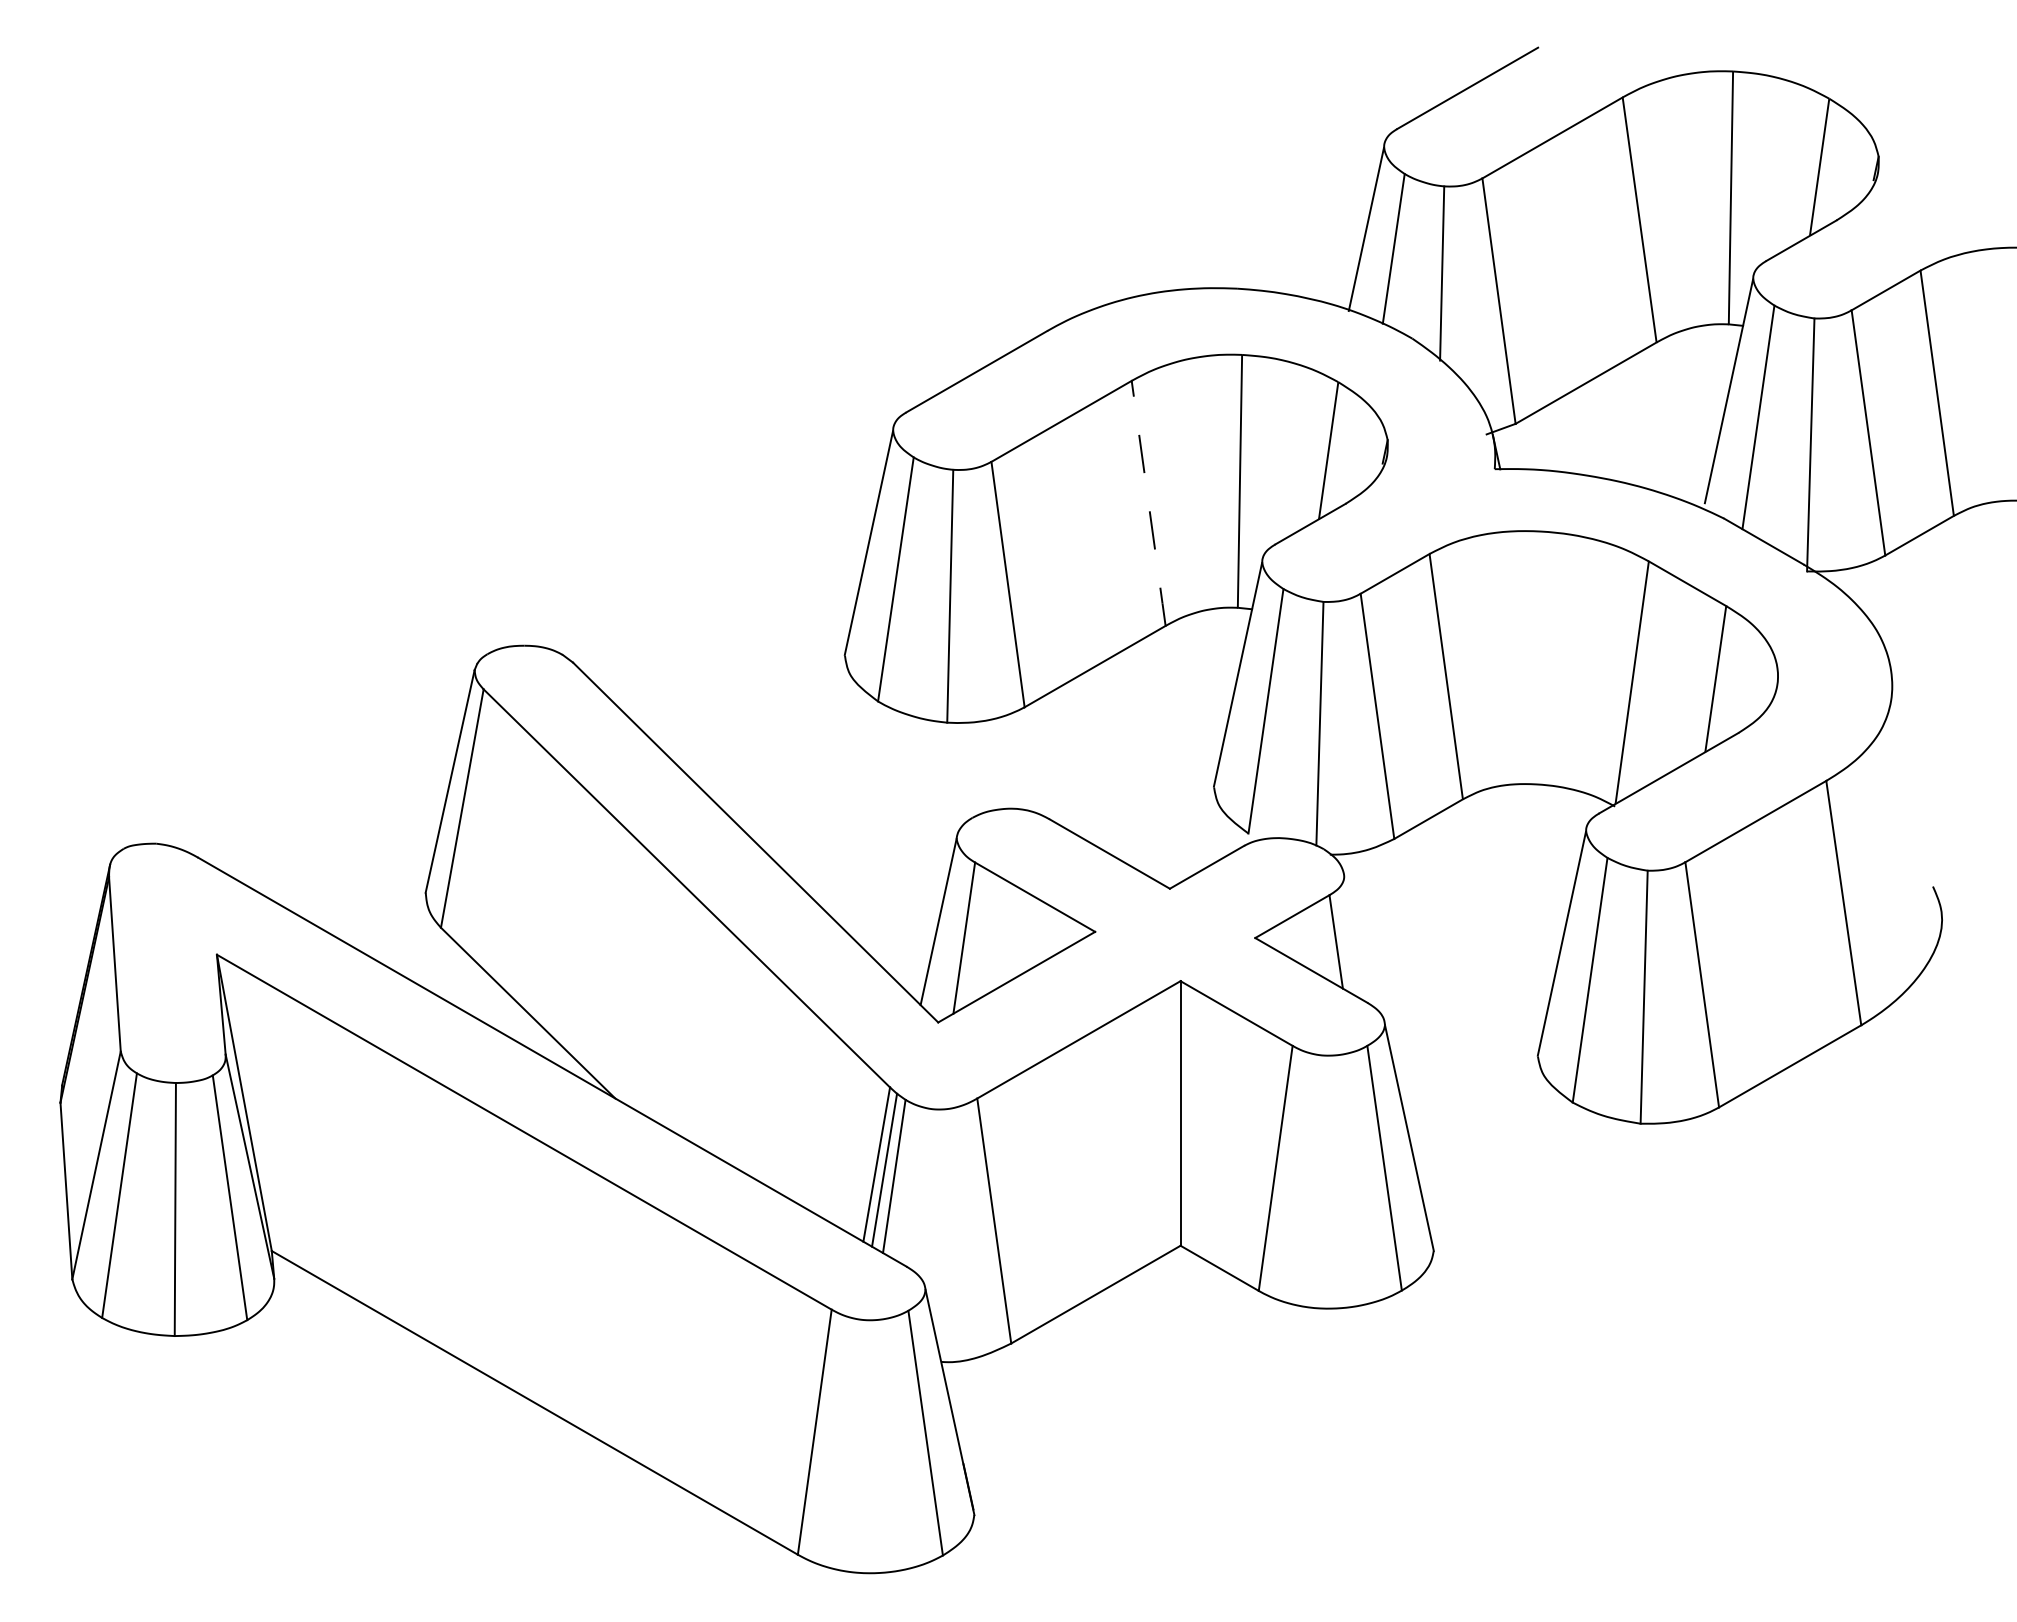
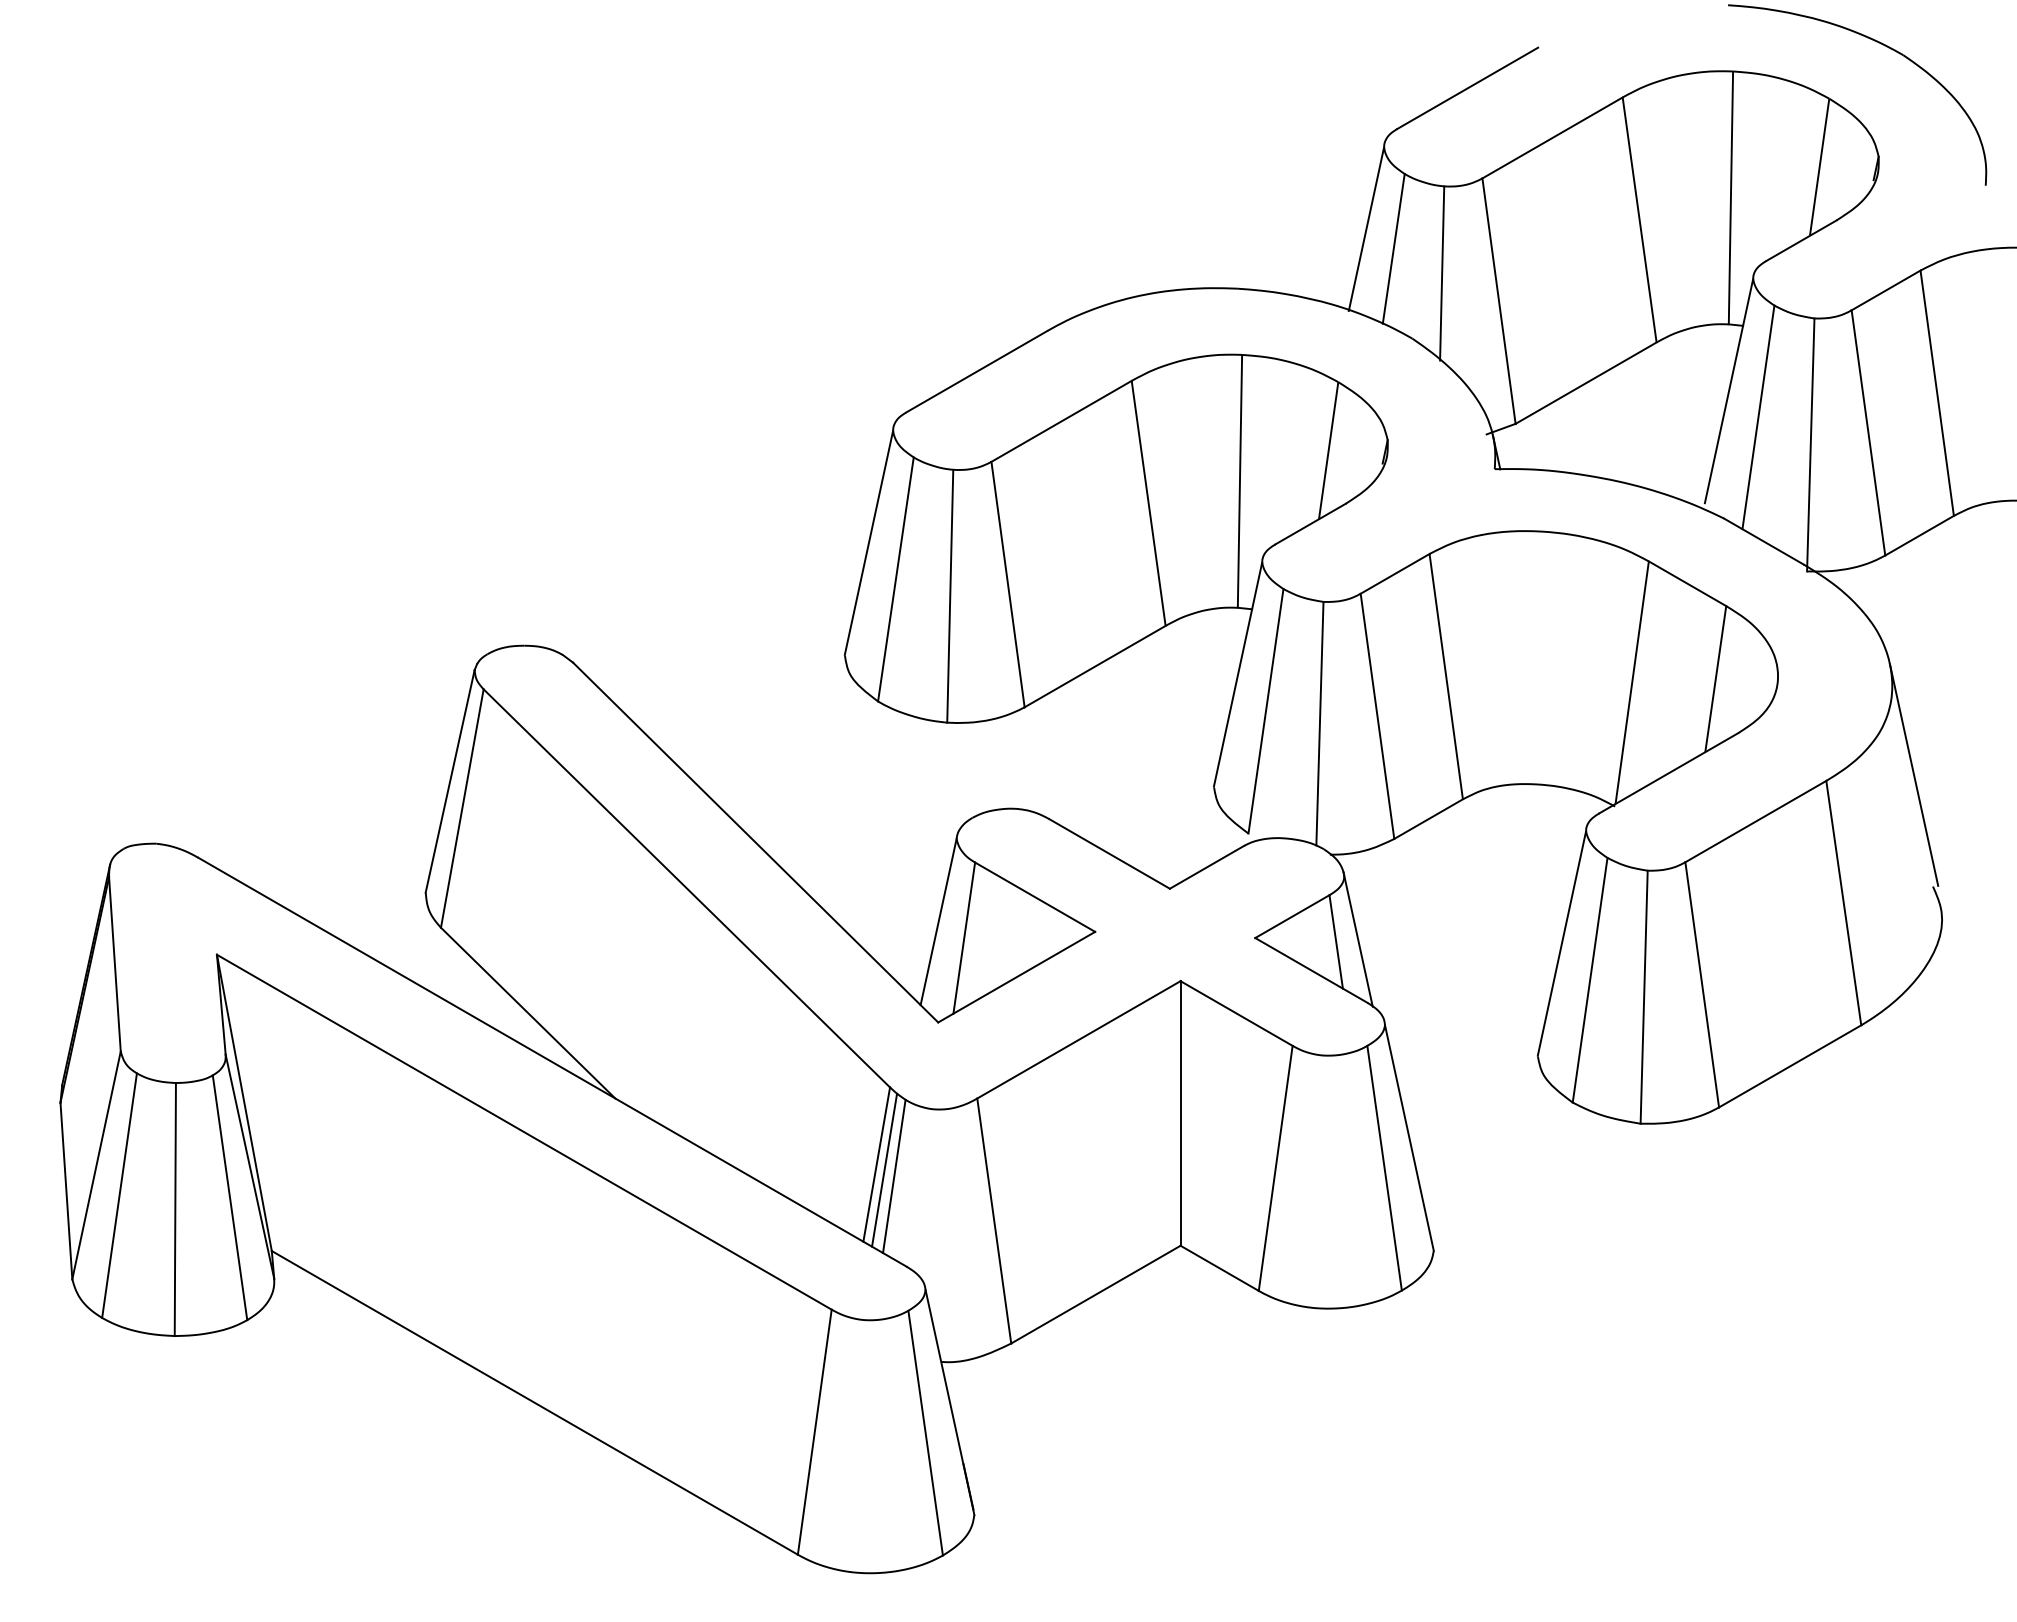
part: none -> present (1882, 45)
line: dashed -> solid (1148, 504)
line: none -> present (1913, 774)
line: none -> present (1357, 939)
